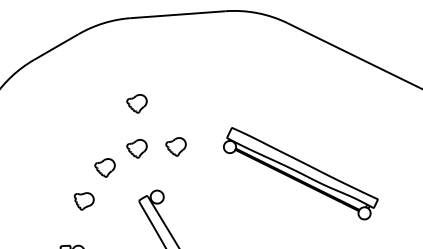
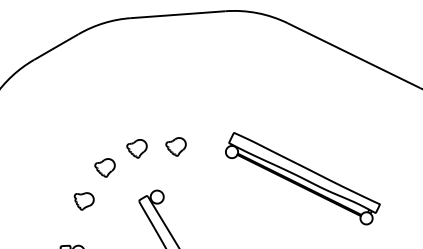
part: present -> none (136, 103)
part position: (300, 173) -> (302, 178) (302, 178)
